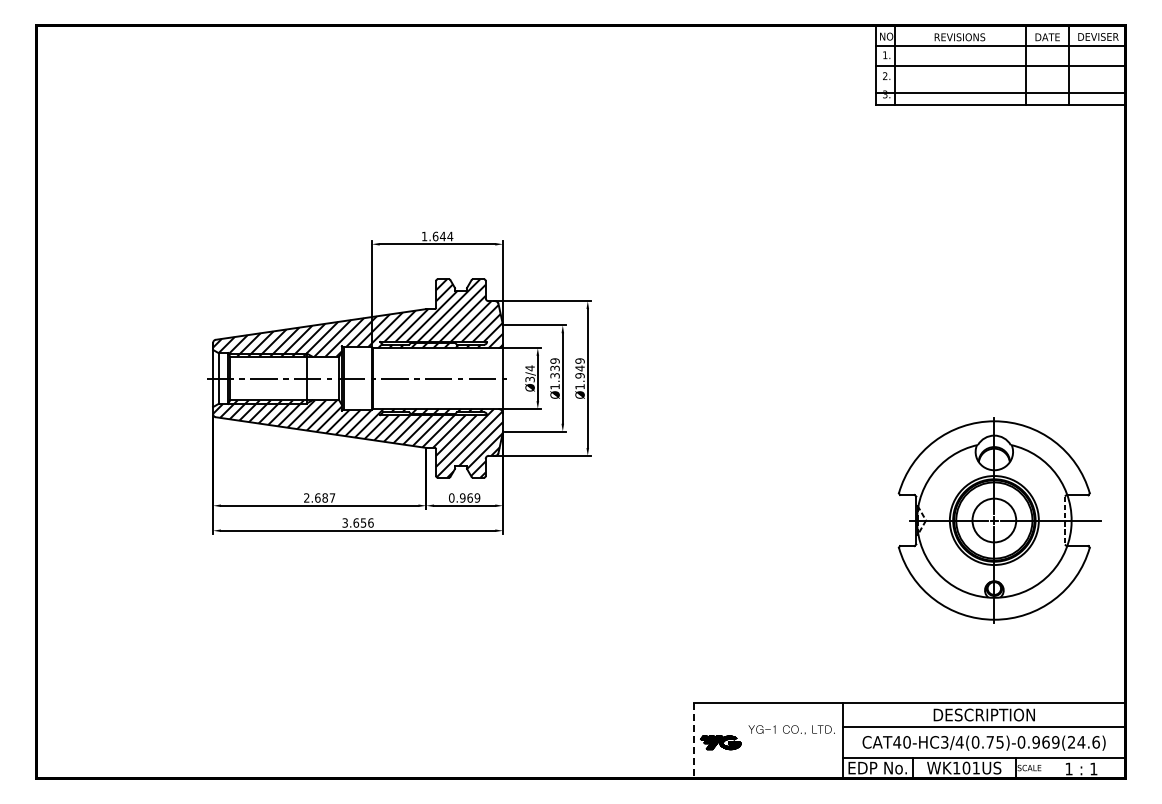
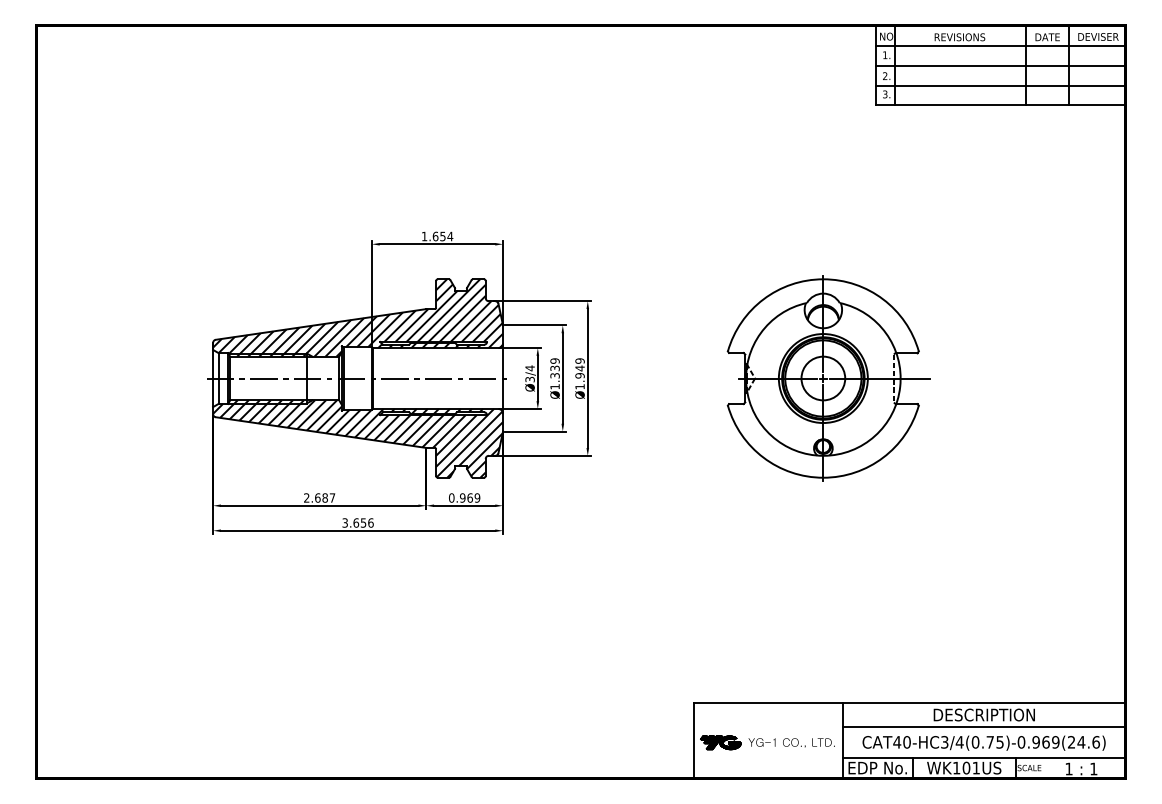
line position: (1000, 92) -> (1000, 85) (1000, 85)
text: 1.644 -> 1.654 (442, 236)
part position: (999, 520) -> (828, 378) (828, 378)
text position: (791, 729) -> (791, 742) (791, 742)
line: dashed -> solid (693, 741)
